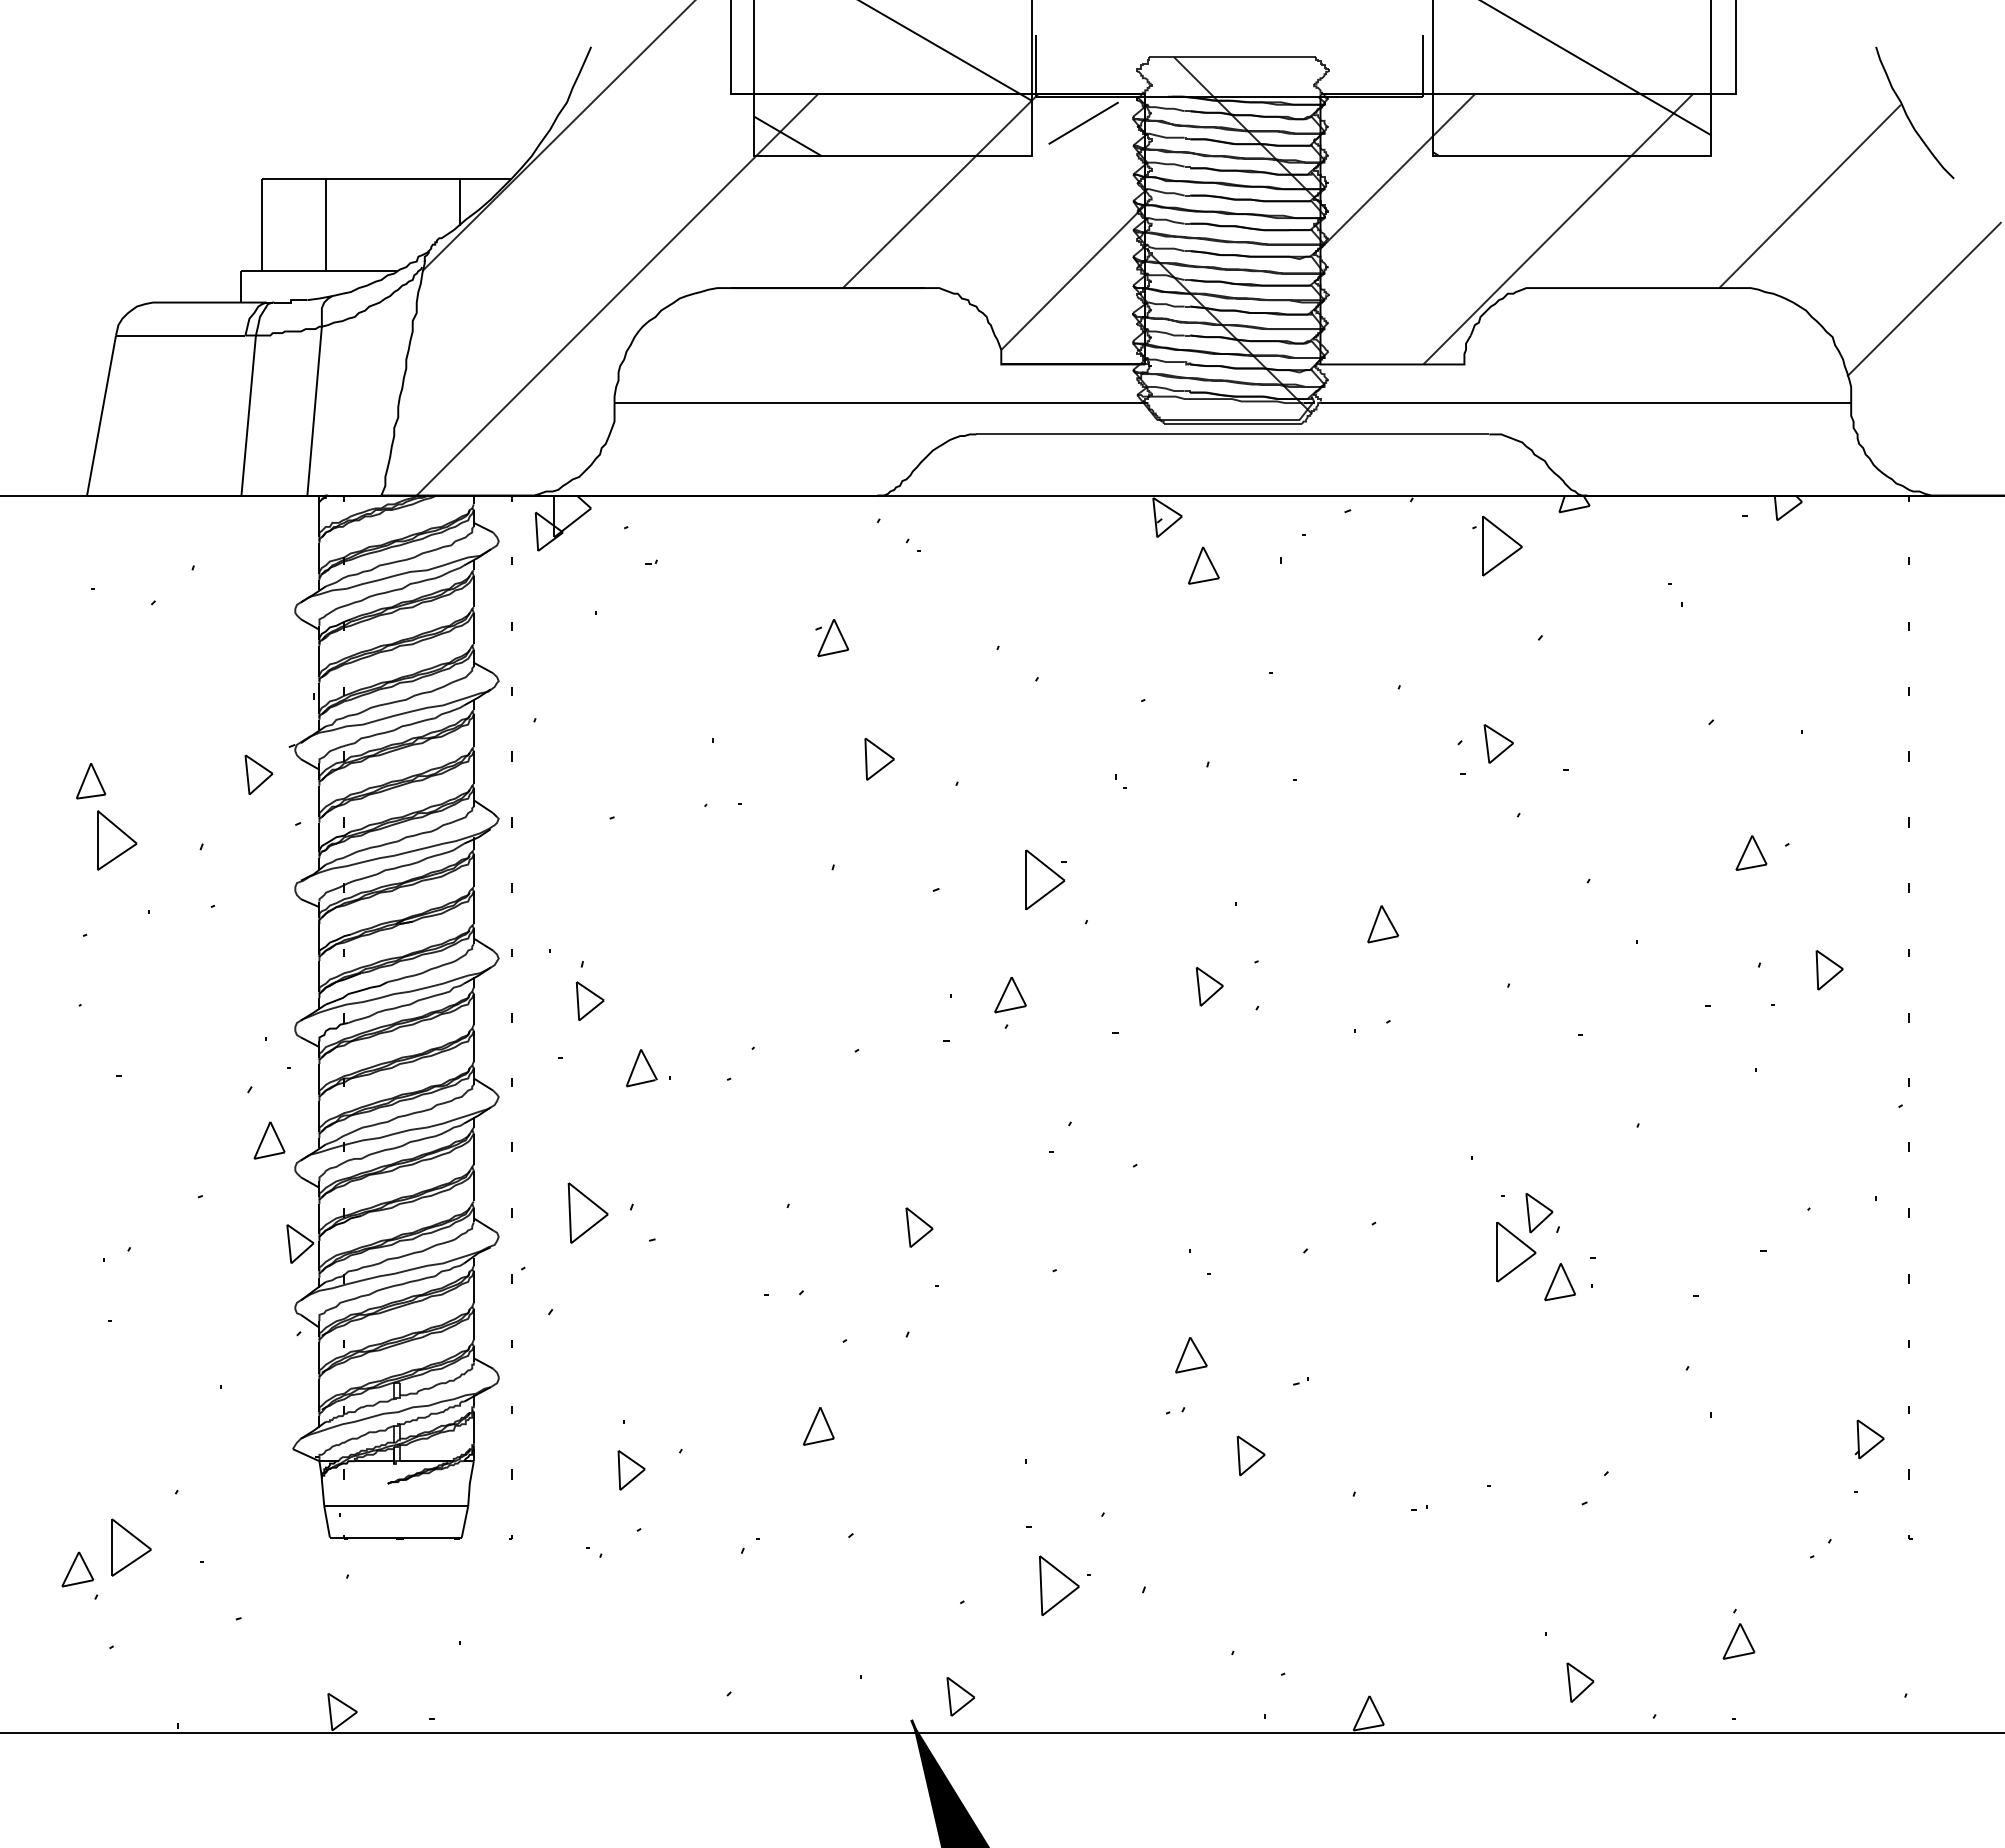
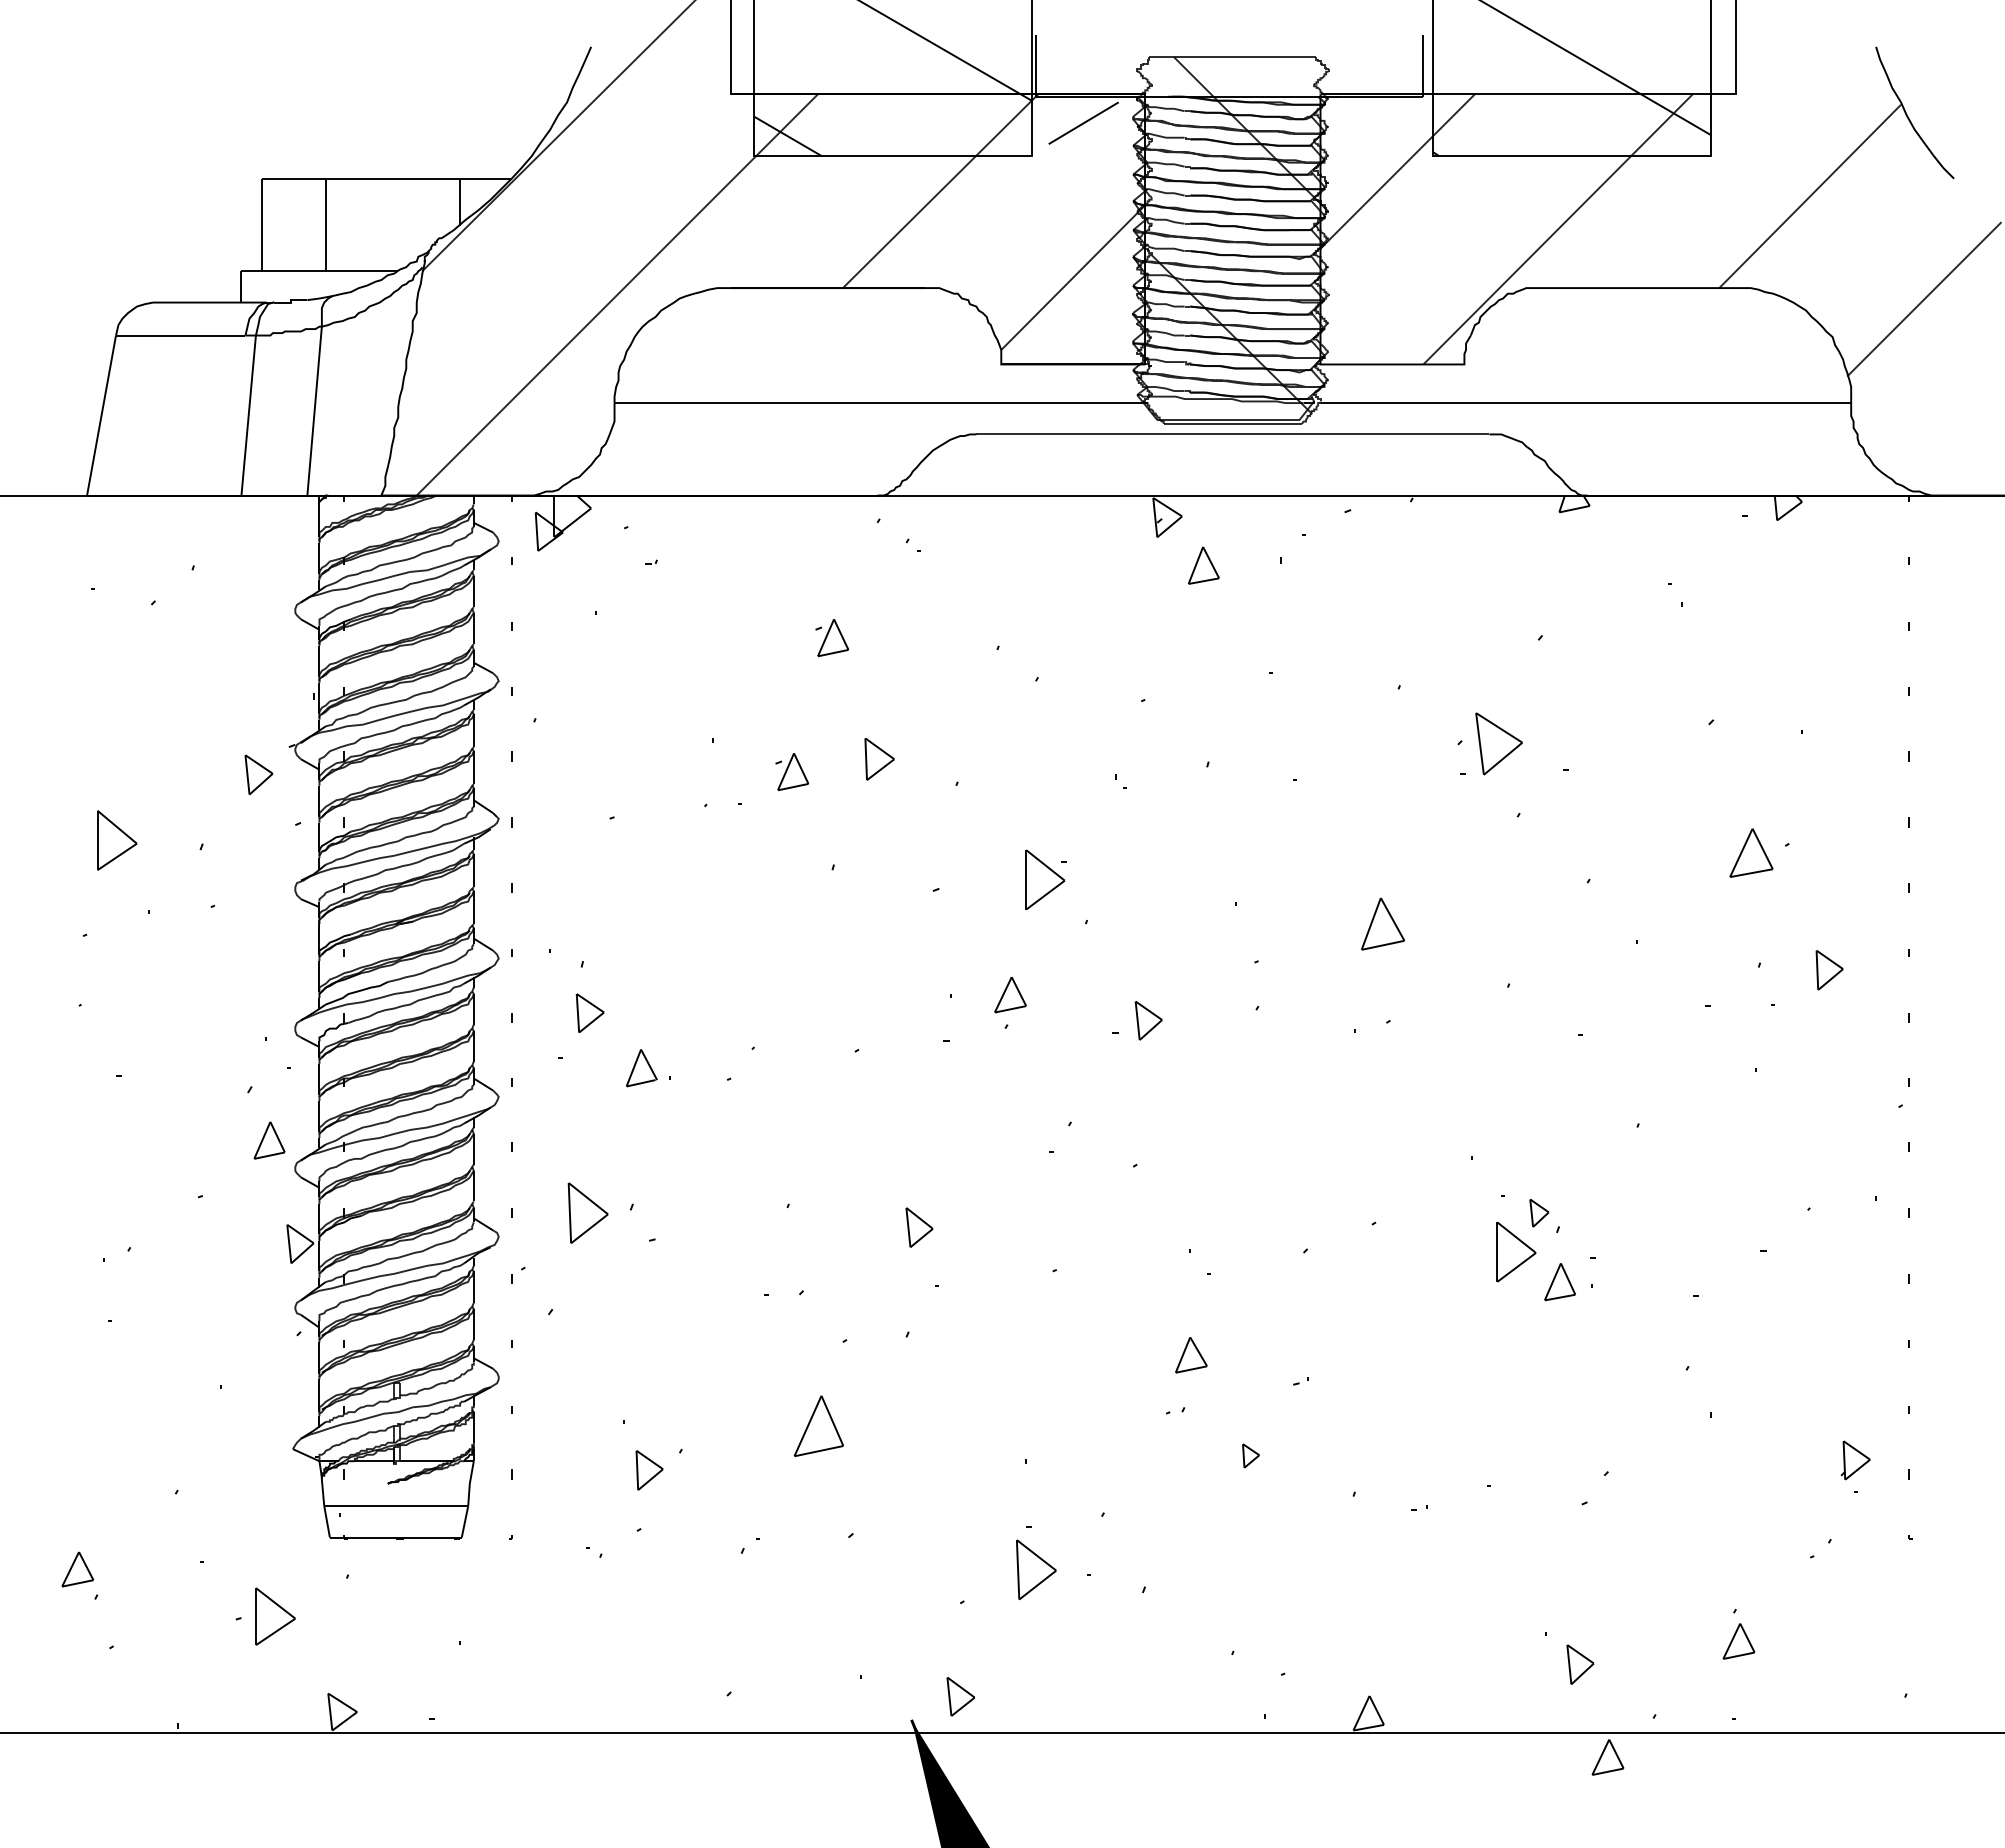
part: present -> none (1497, 546)
part size: 31x40 px -> 48x64 px (1498, 743)
part: none -> present (792, 772)
part: present -> none (91, 781)
part size: 33x36 px -> 45x50 px (1751, 852)
part size: 33x39 px -> 44x54 px (1382, 923)
part position: (1209, 986) -> (1148, 1020) (1148, 1020)
part position: (589, 1000) -> (589, 1012) (589, 1012)
part size: 29x41 px -> 21x29 px (1539, 1213)
part size: 33x39 px -> 51x62 px (818, 1425)
part position: (1869, 1439) -> (1855, 1460) (1855, 1460)
part size: 30x42 px -> 18x26 px (1250, 1455)
part position: (631, 1470) -> (649, 1470) (649, 1470)
part position: (131, 1547) -> (275, 1616) (275, 1616)
part position: (1059, 1585) -> (1036, 1569) (1036, 1569)
part position: (1580, 1682) -> (1580, 1664) (1580, 1664)
part: none -> present (1607, 1757)
